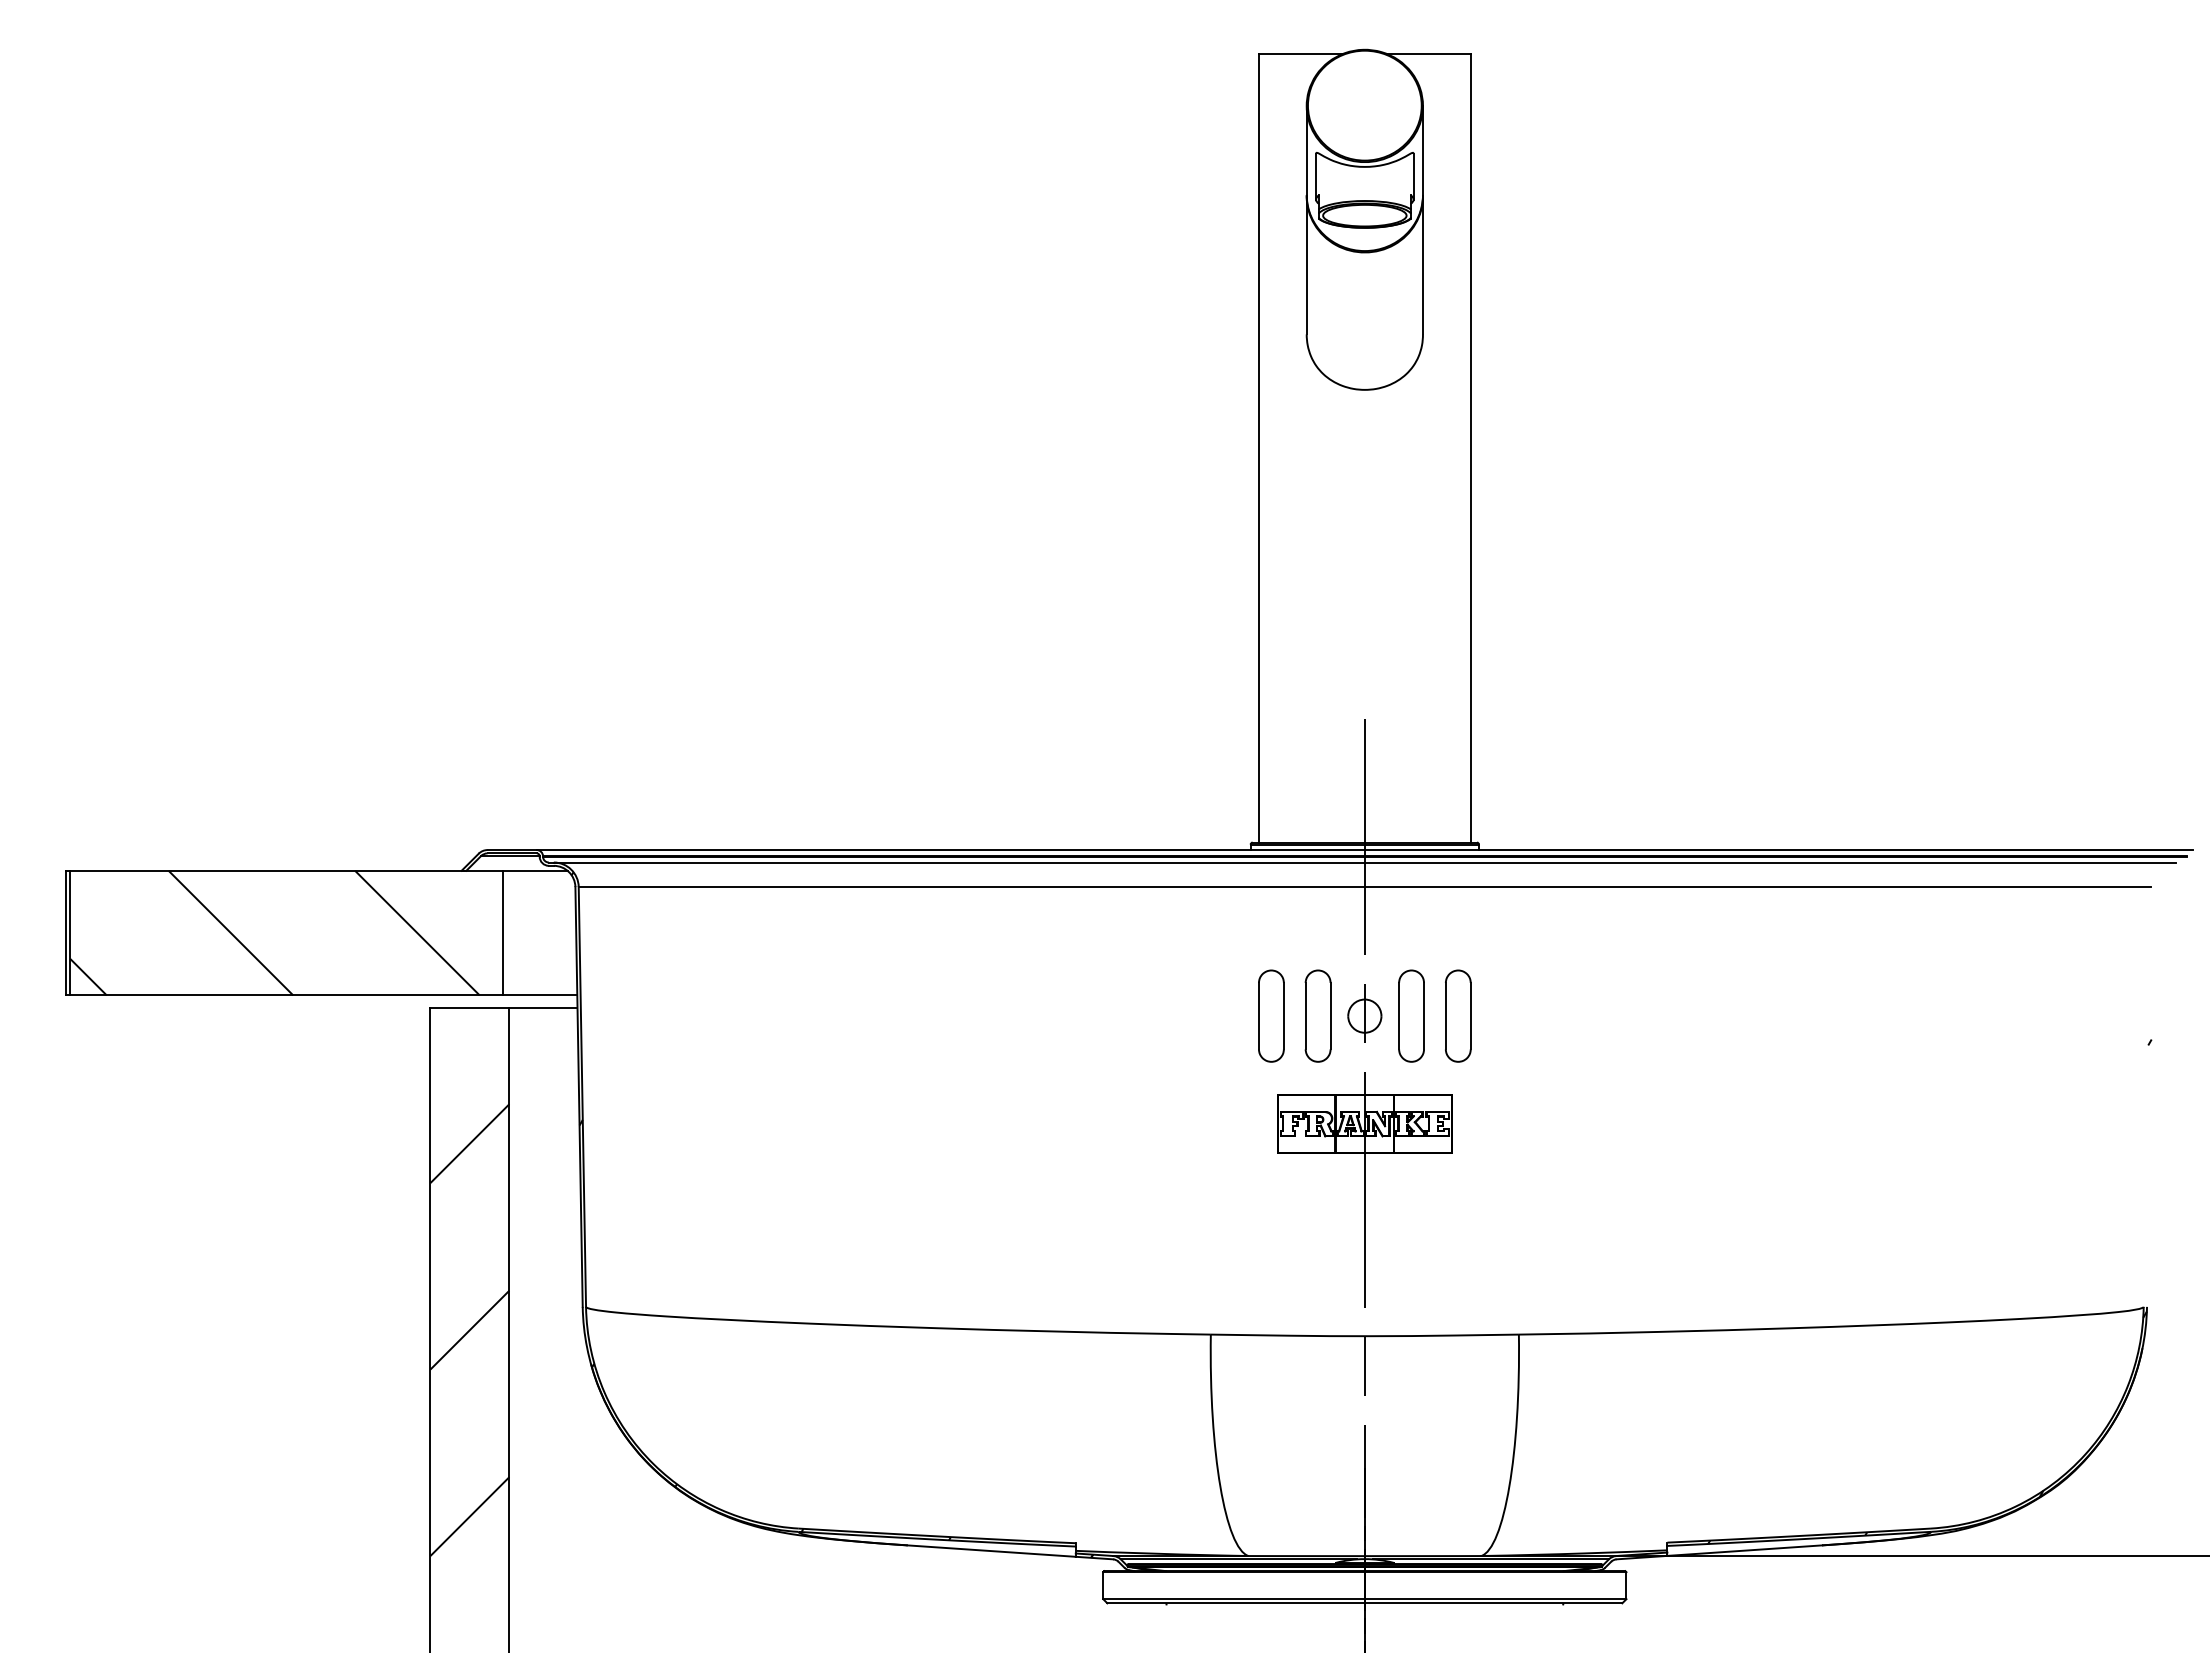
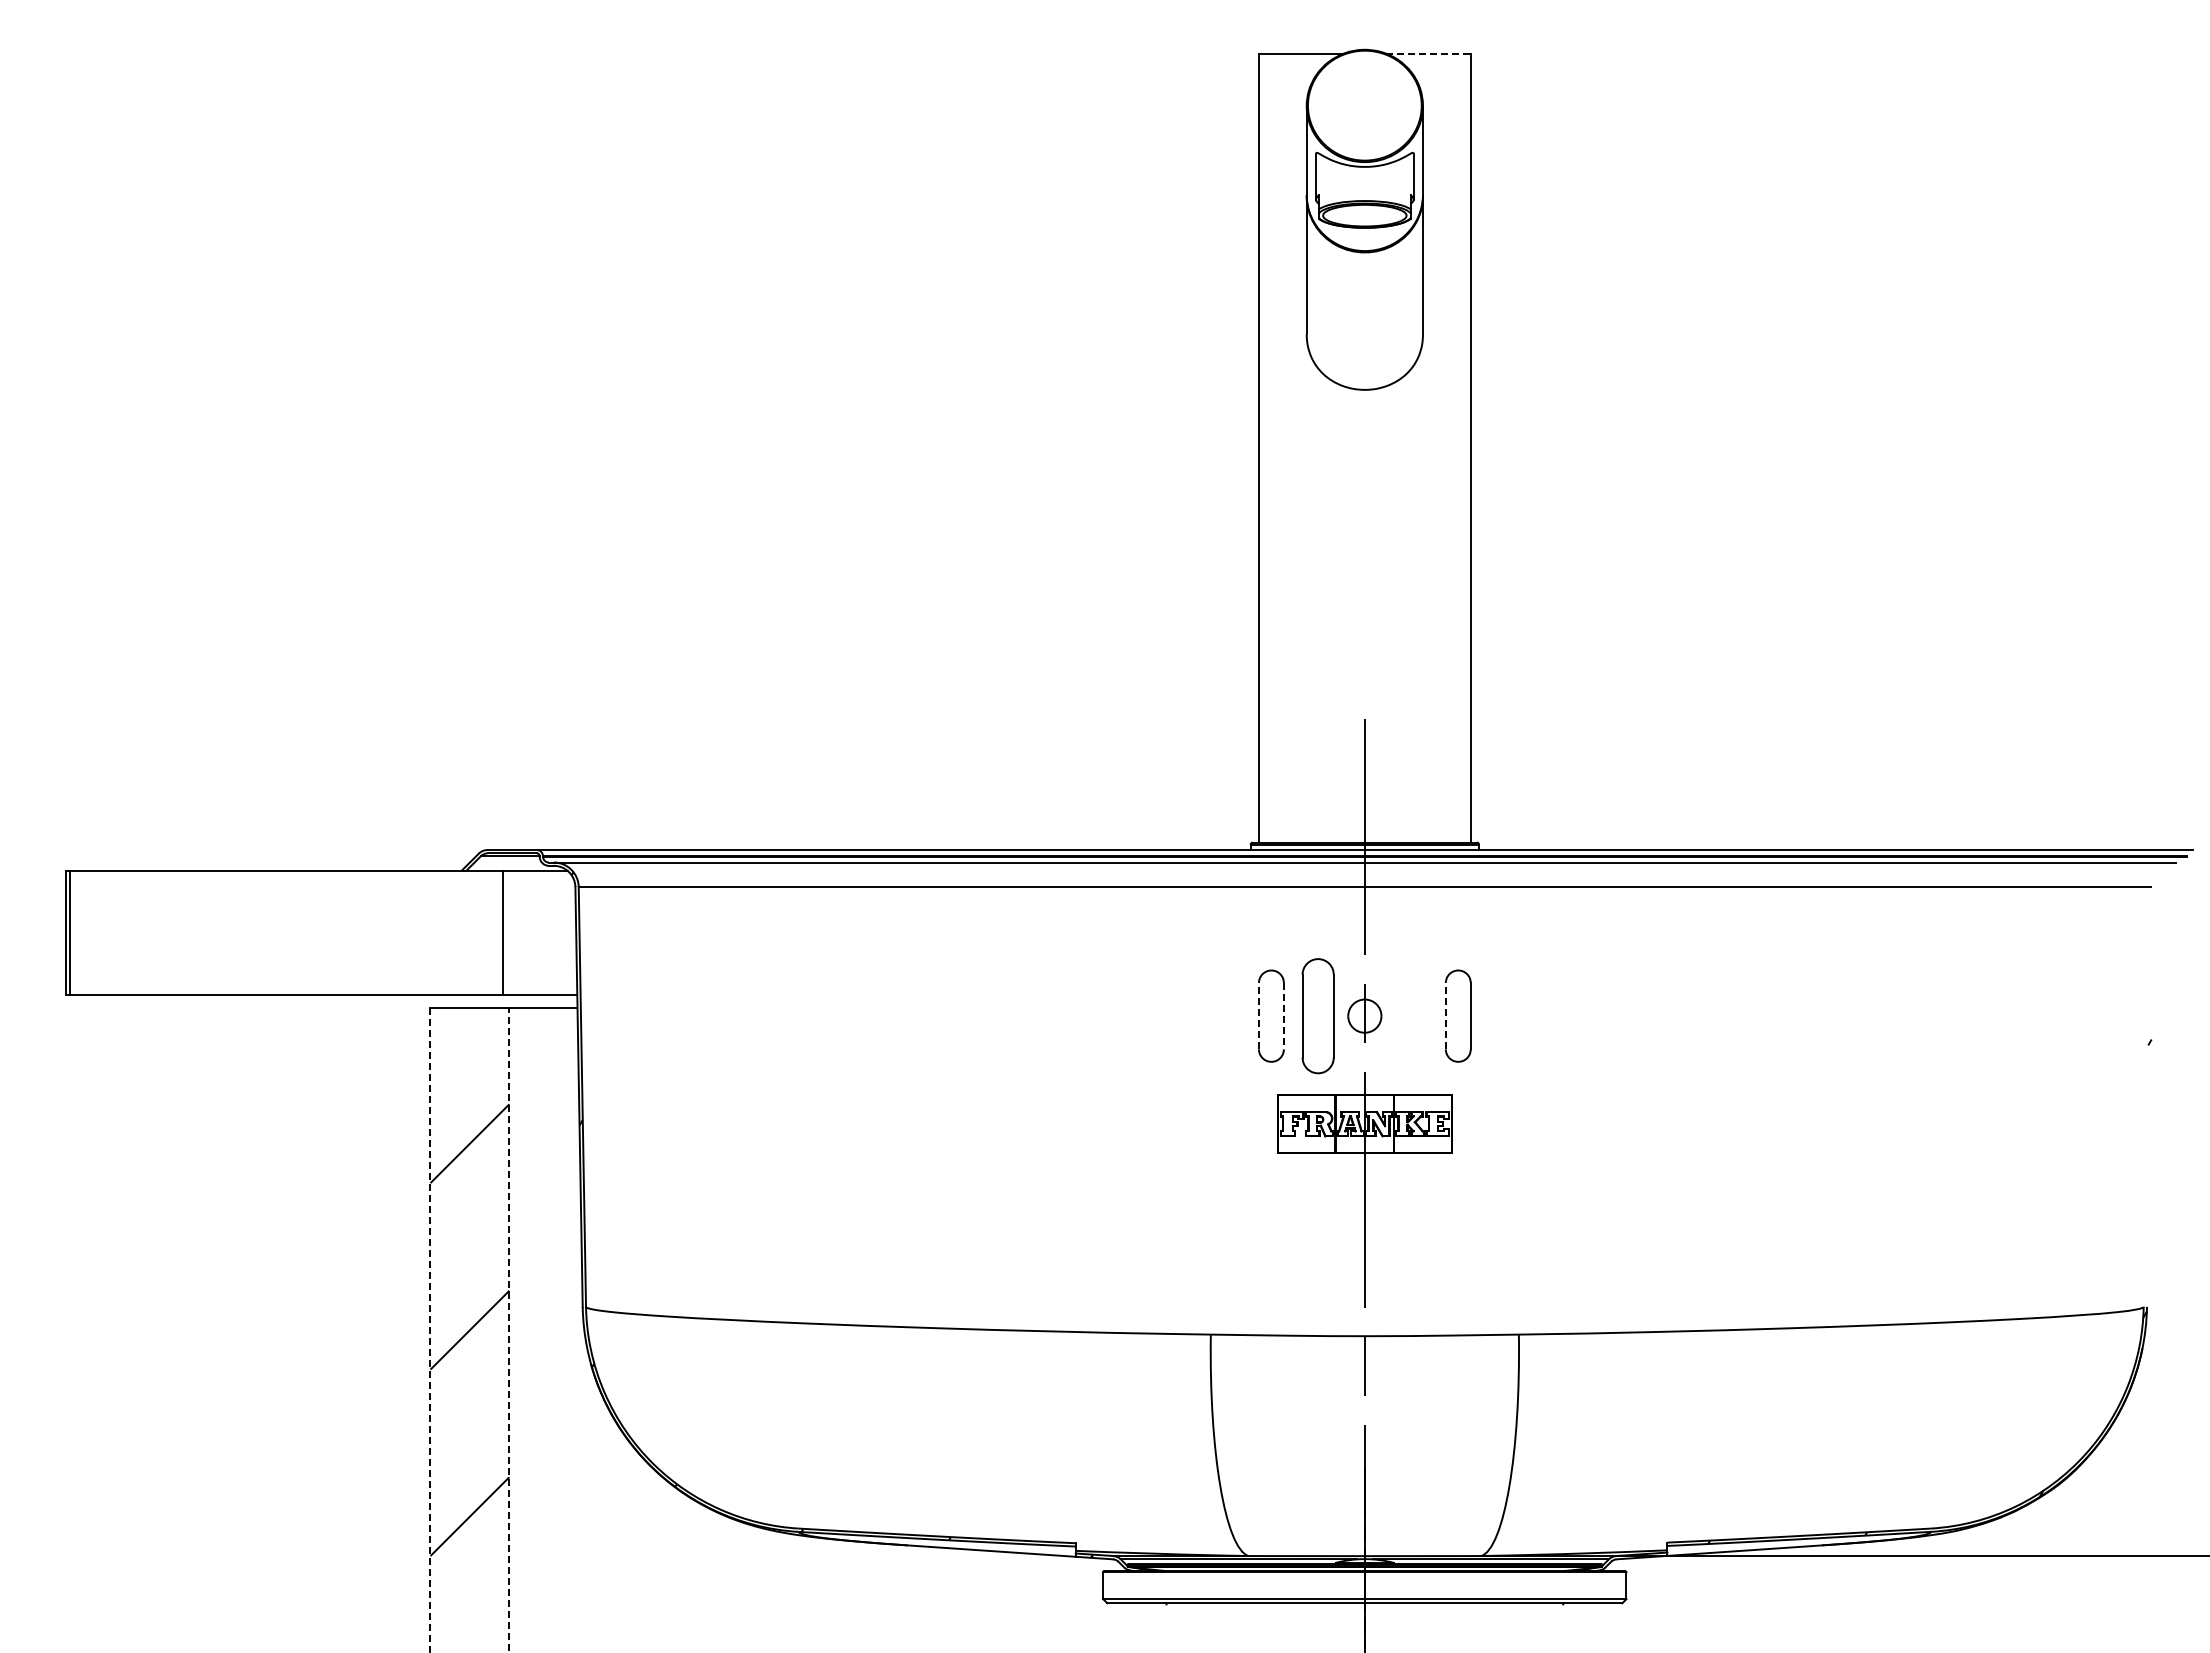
line: solid -> dashed (1428, 53)
hatch: present -> none (274, 932)
line: solid -> dashed (1258, 1015)
part size: 28x94 px -> 34x117 px (1317, 1016)
part: present -> none (1411, 1015)
line: solid -> dashed (1445, 1015)
line: solid -> dashed (1283, 1016)
line: solid -> dashed (509, 1329)
line: solid -> dashed (430, 1330)
